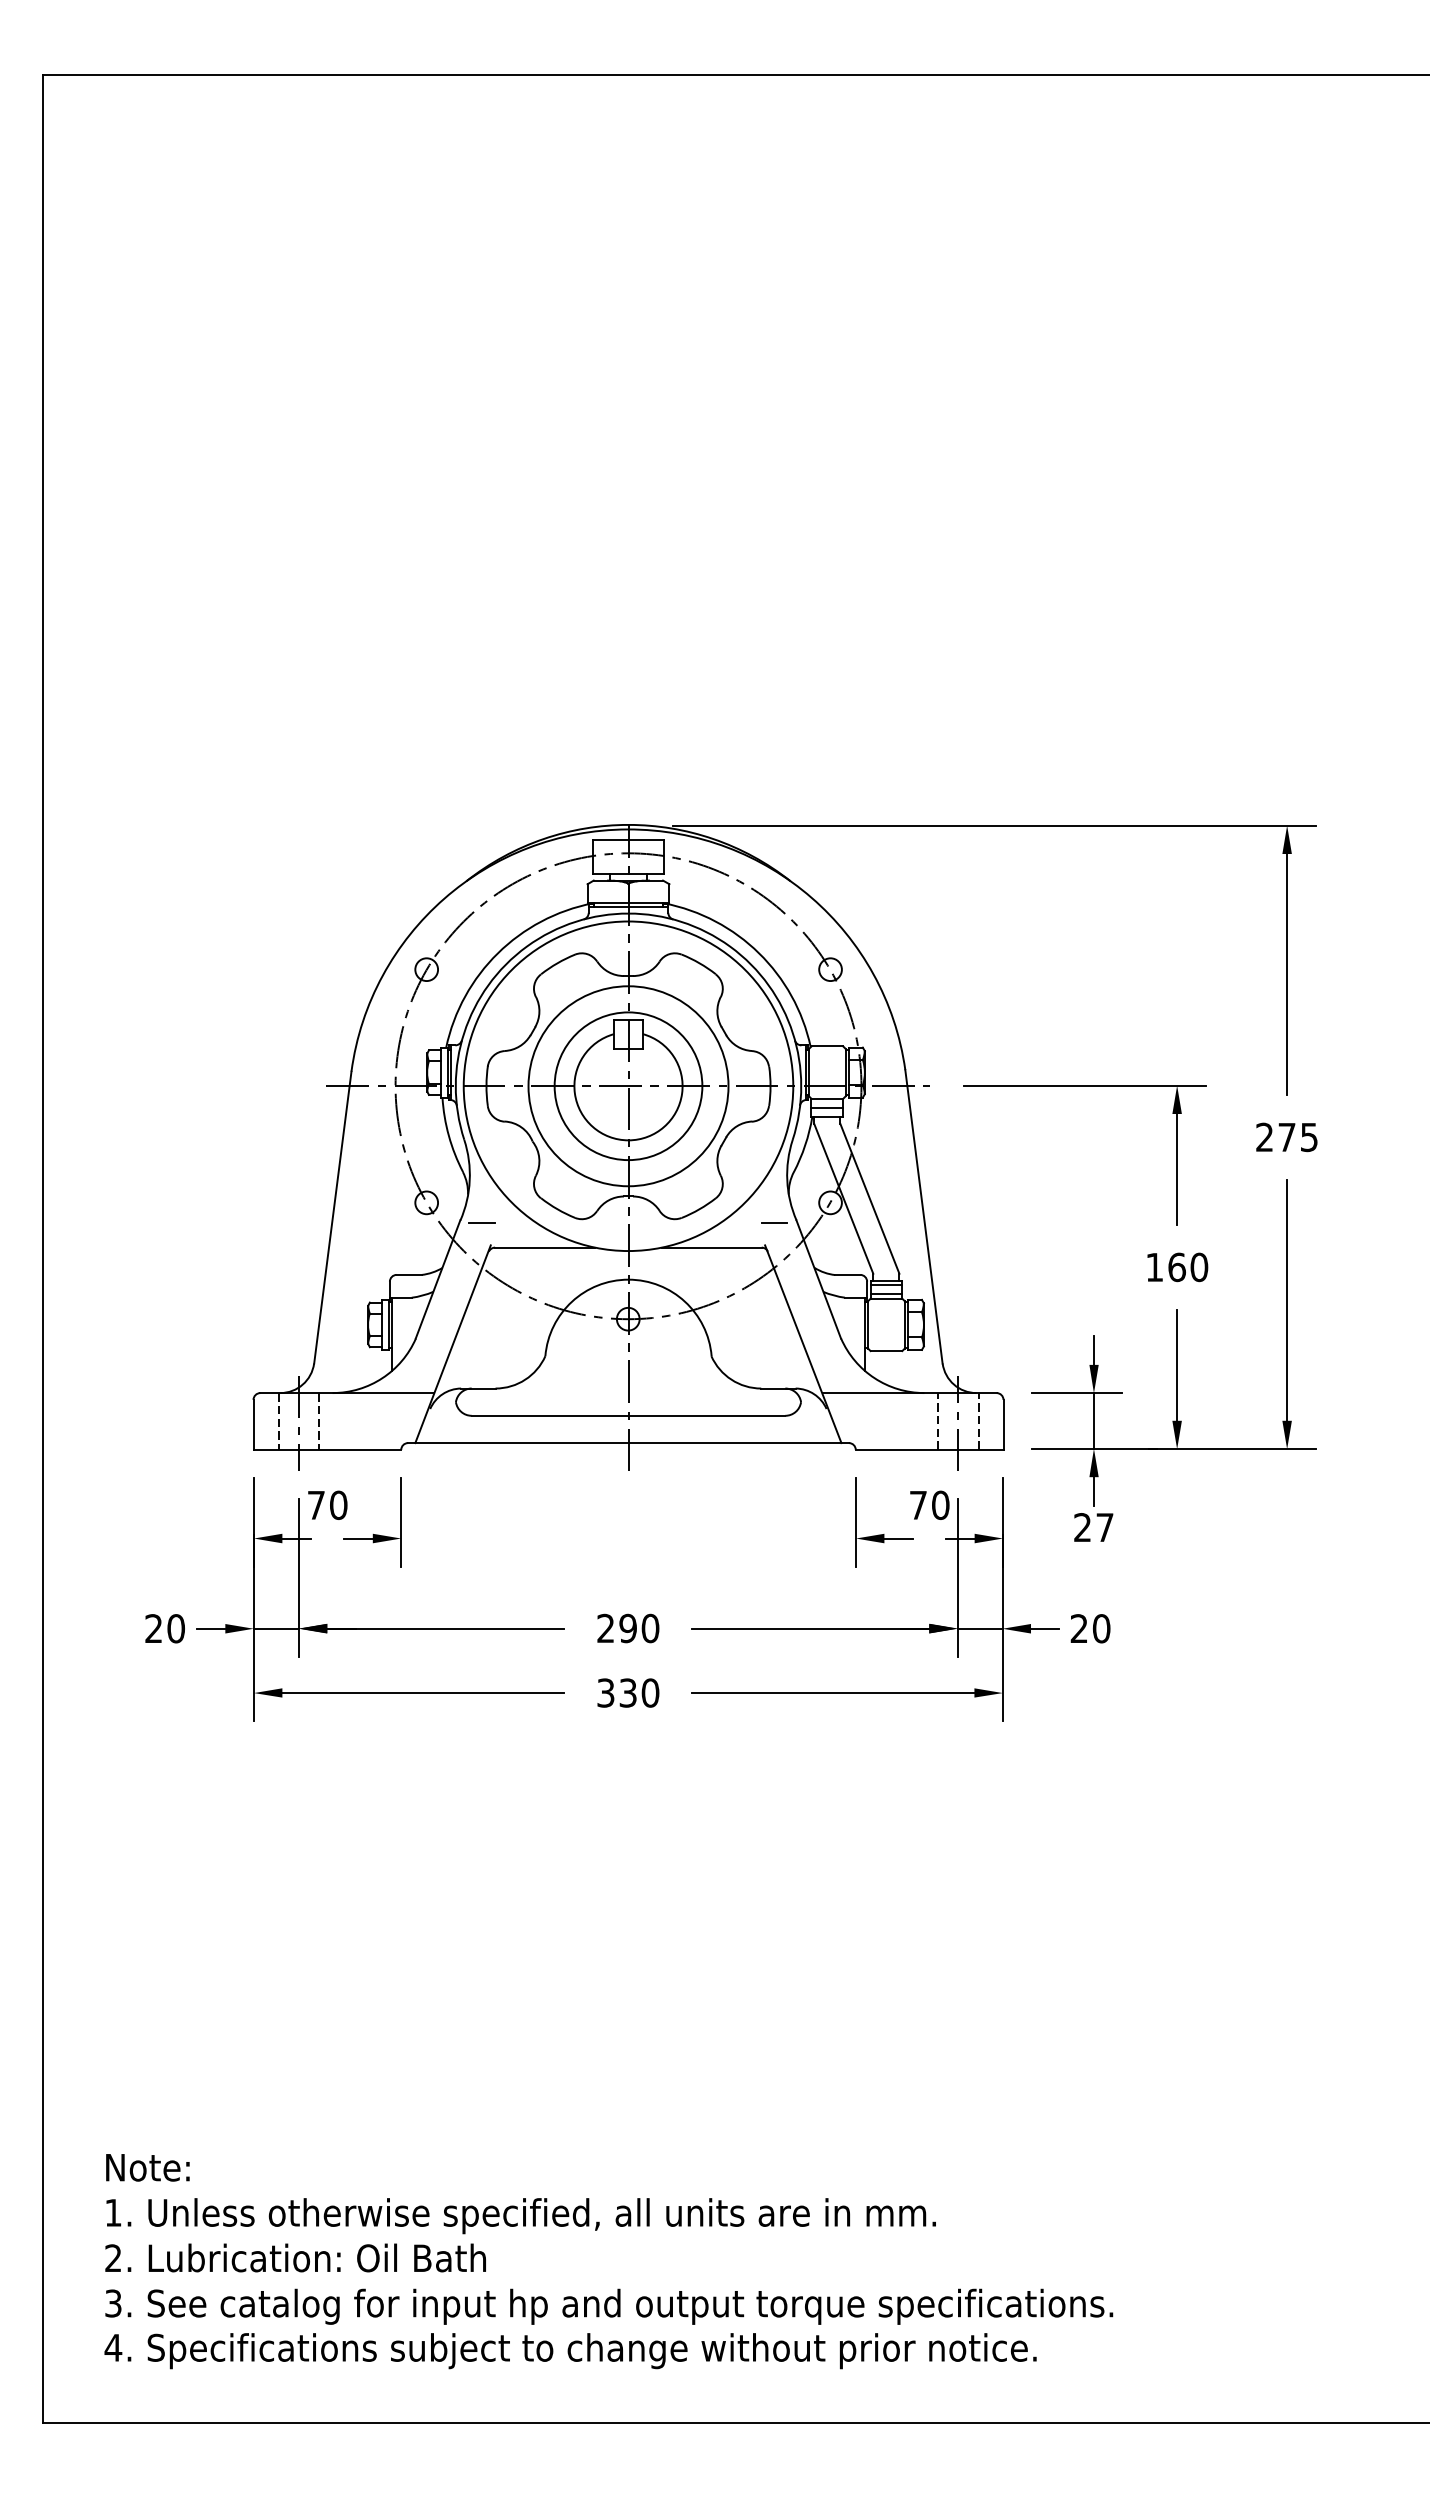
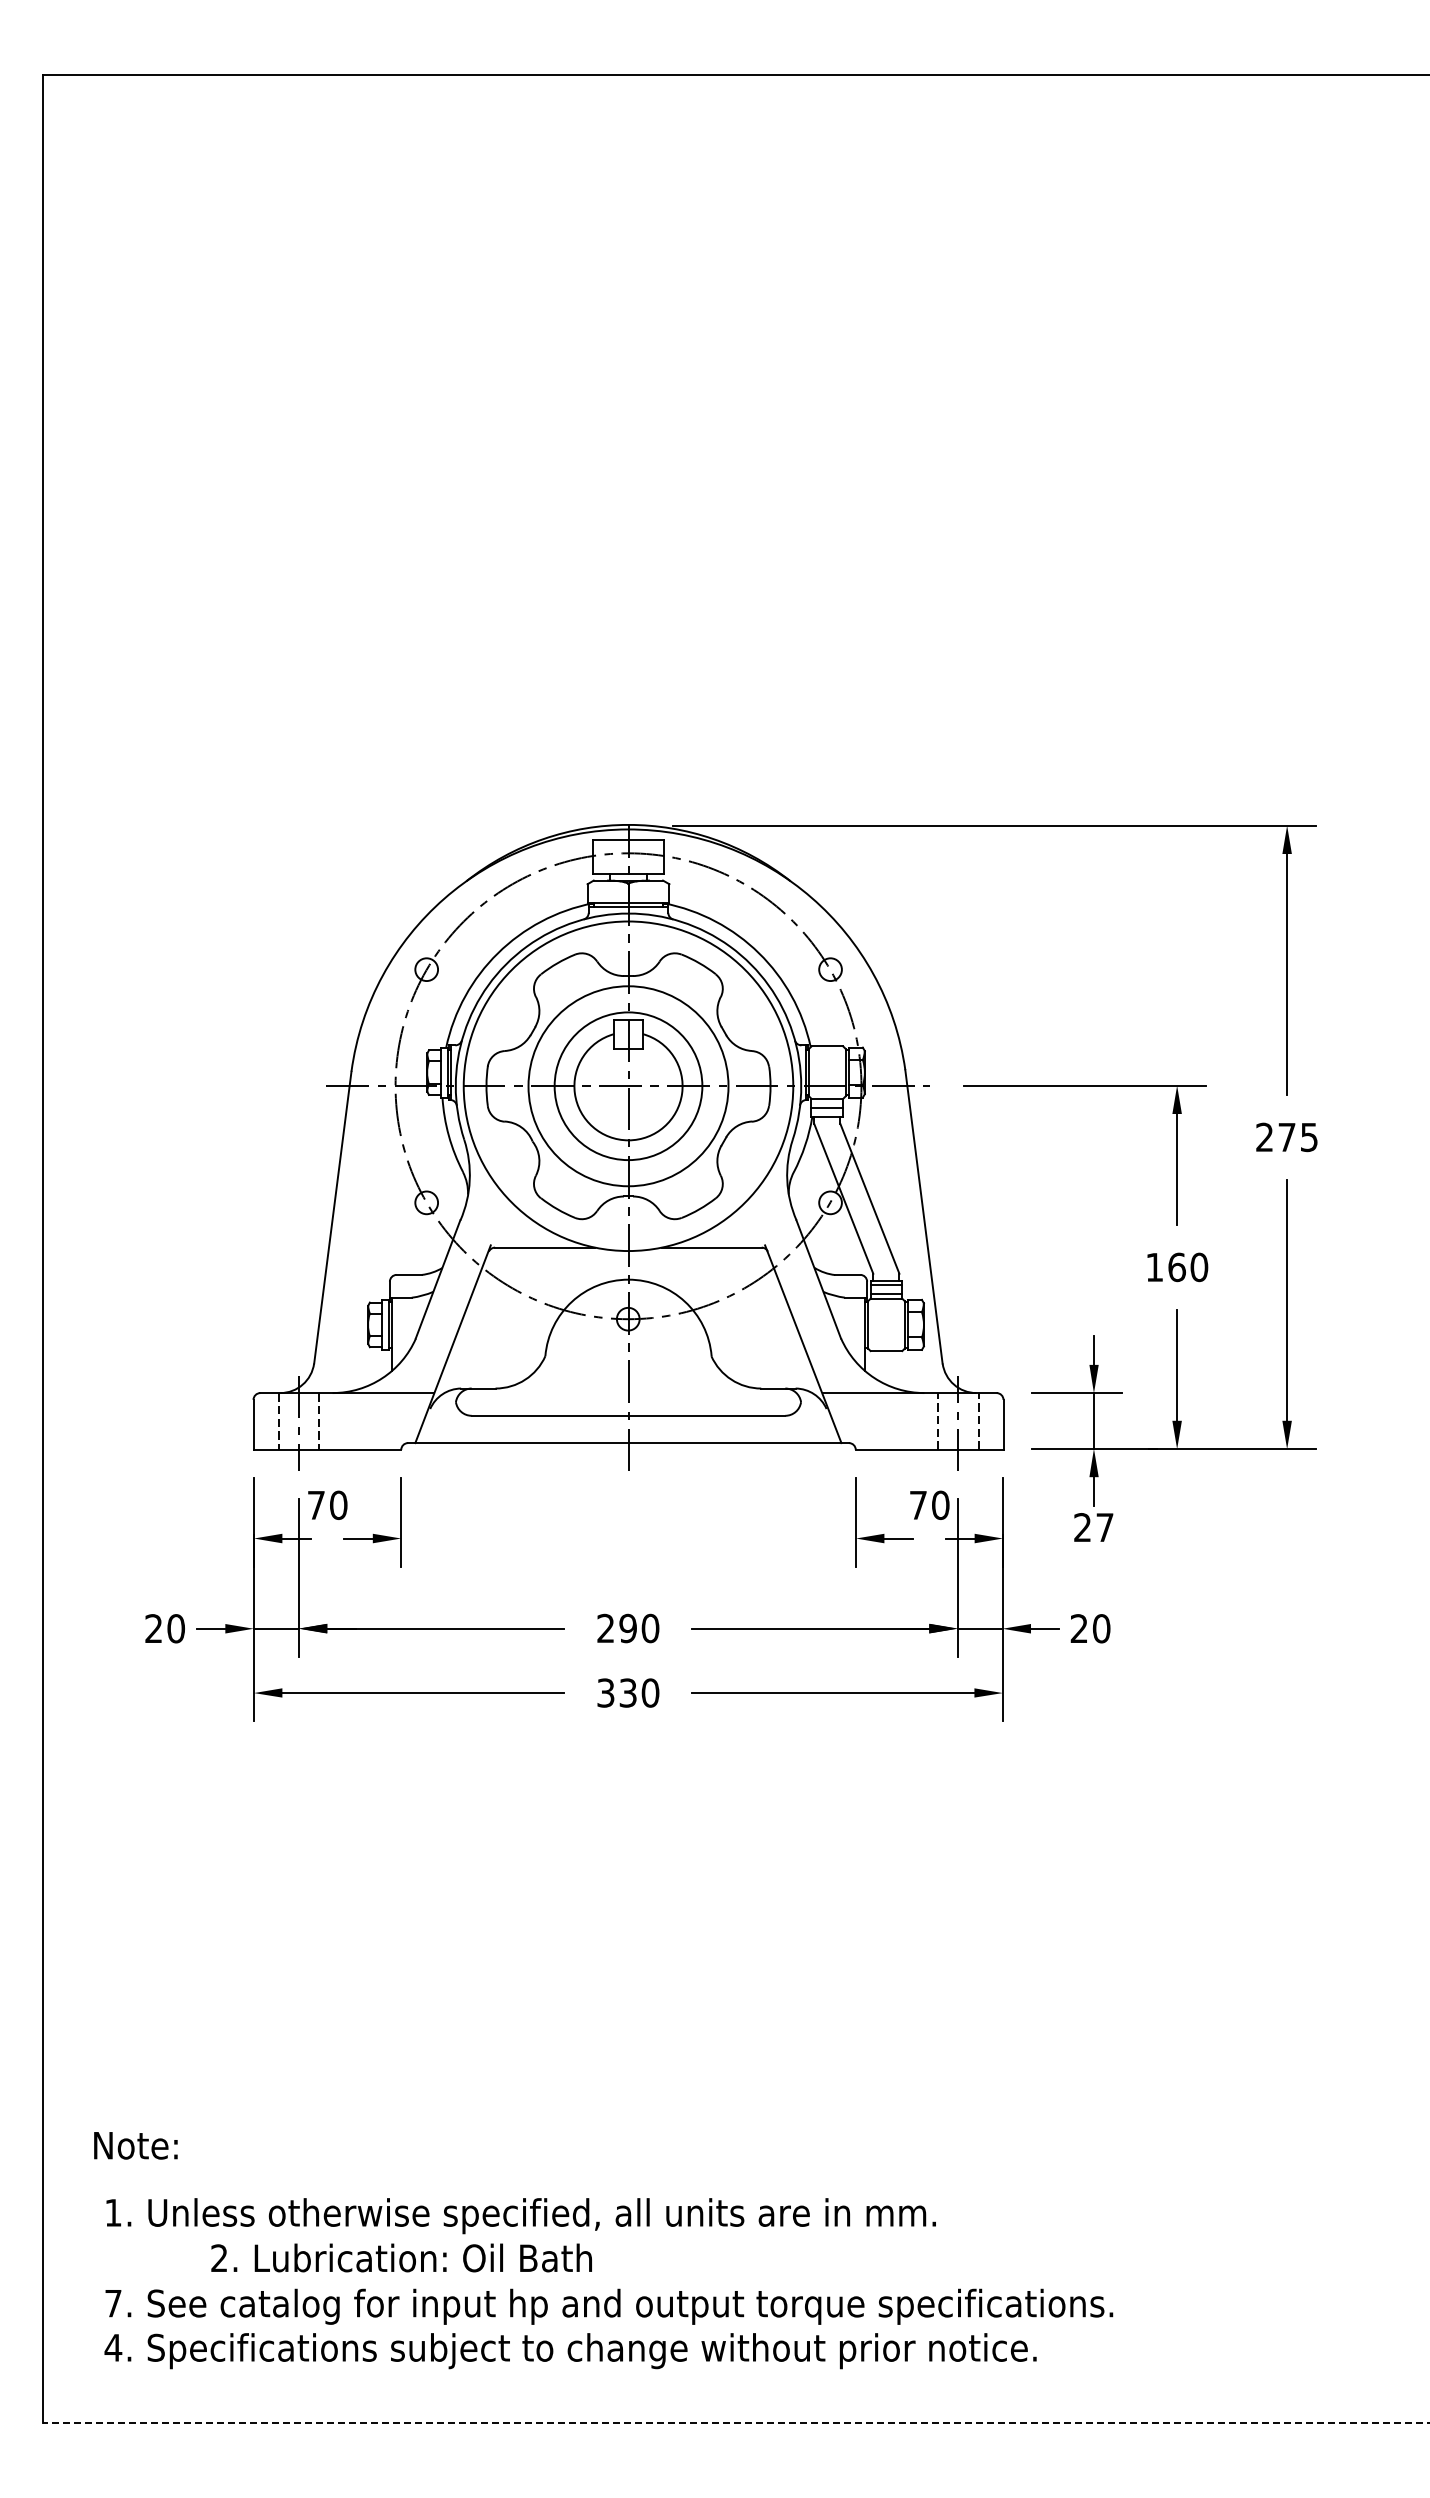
line: present -> none (482, 1222)
line: present -> none (774, 1222)
text position: (147, 2167) -> (135, 2145) (135, 2145)
text position: (295, 2257) -> (401, 2257) (401, 2257)
text: 3. -> 7. (113, 2303)
line: solid -> dashed (735, 2423)
